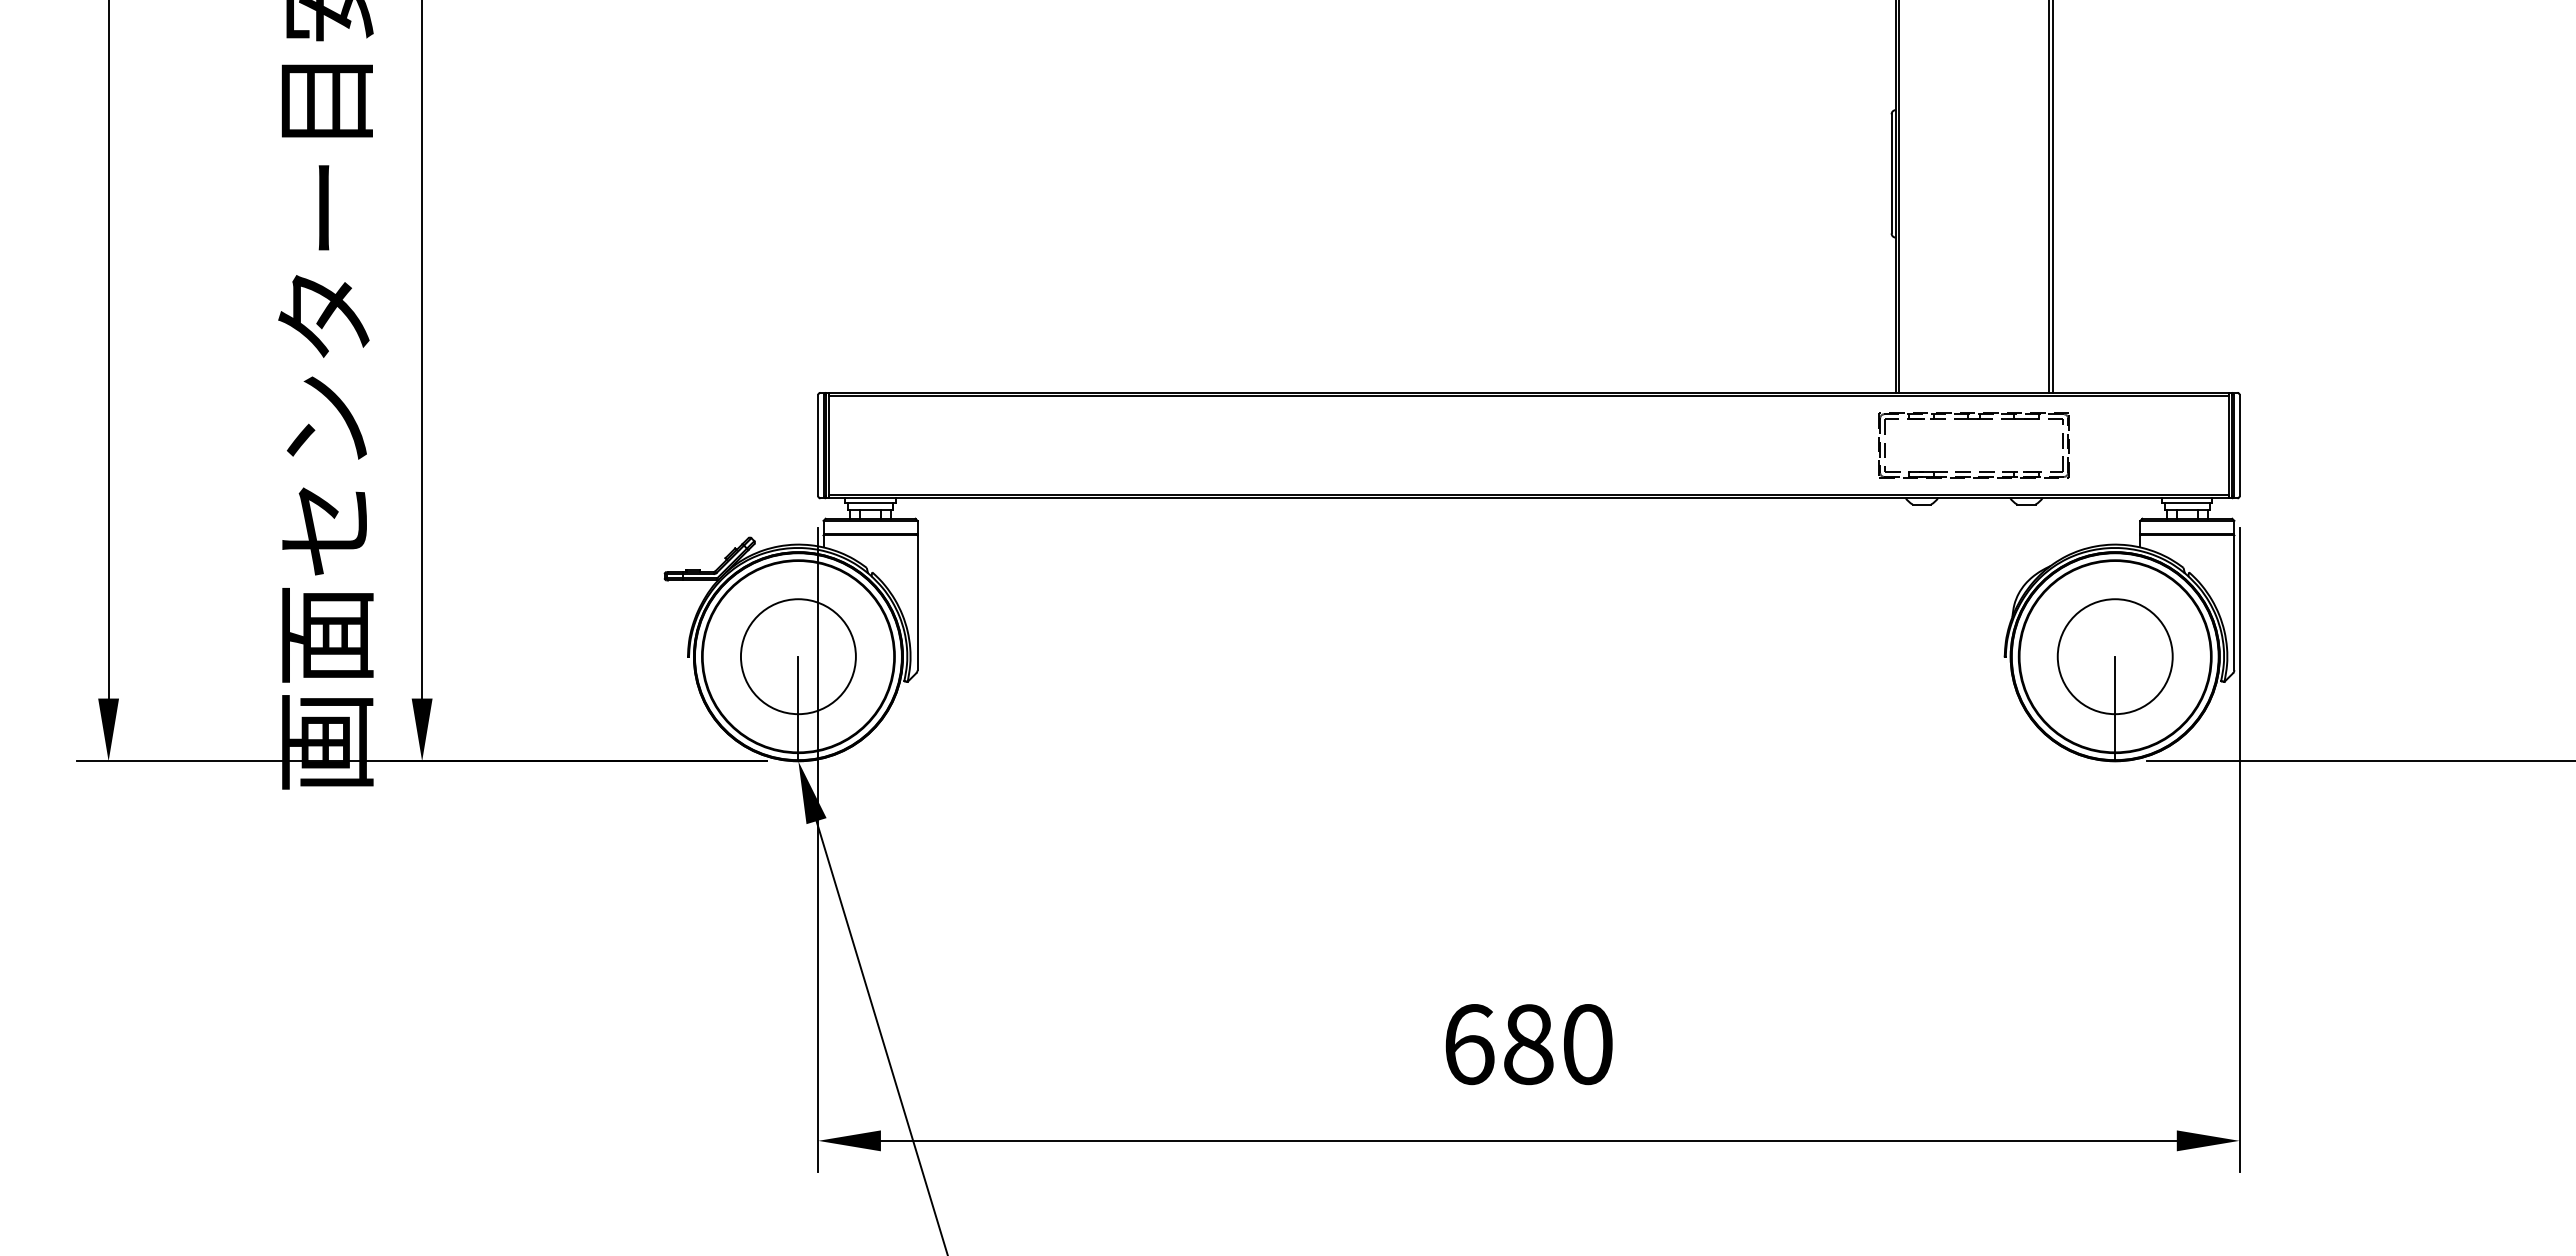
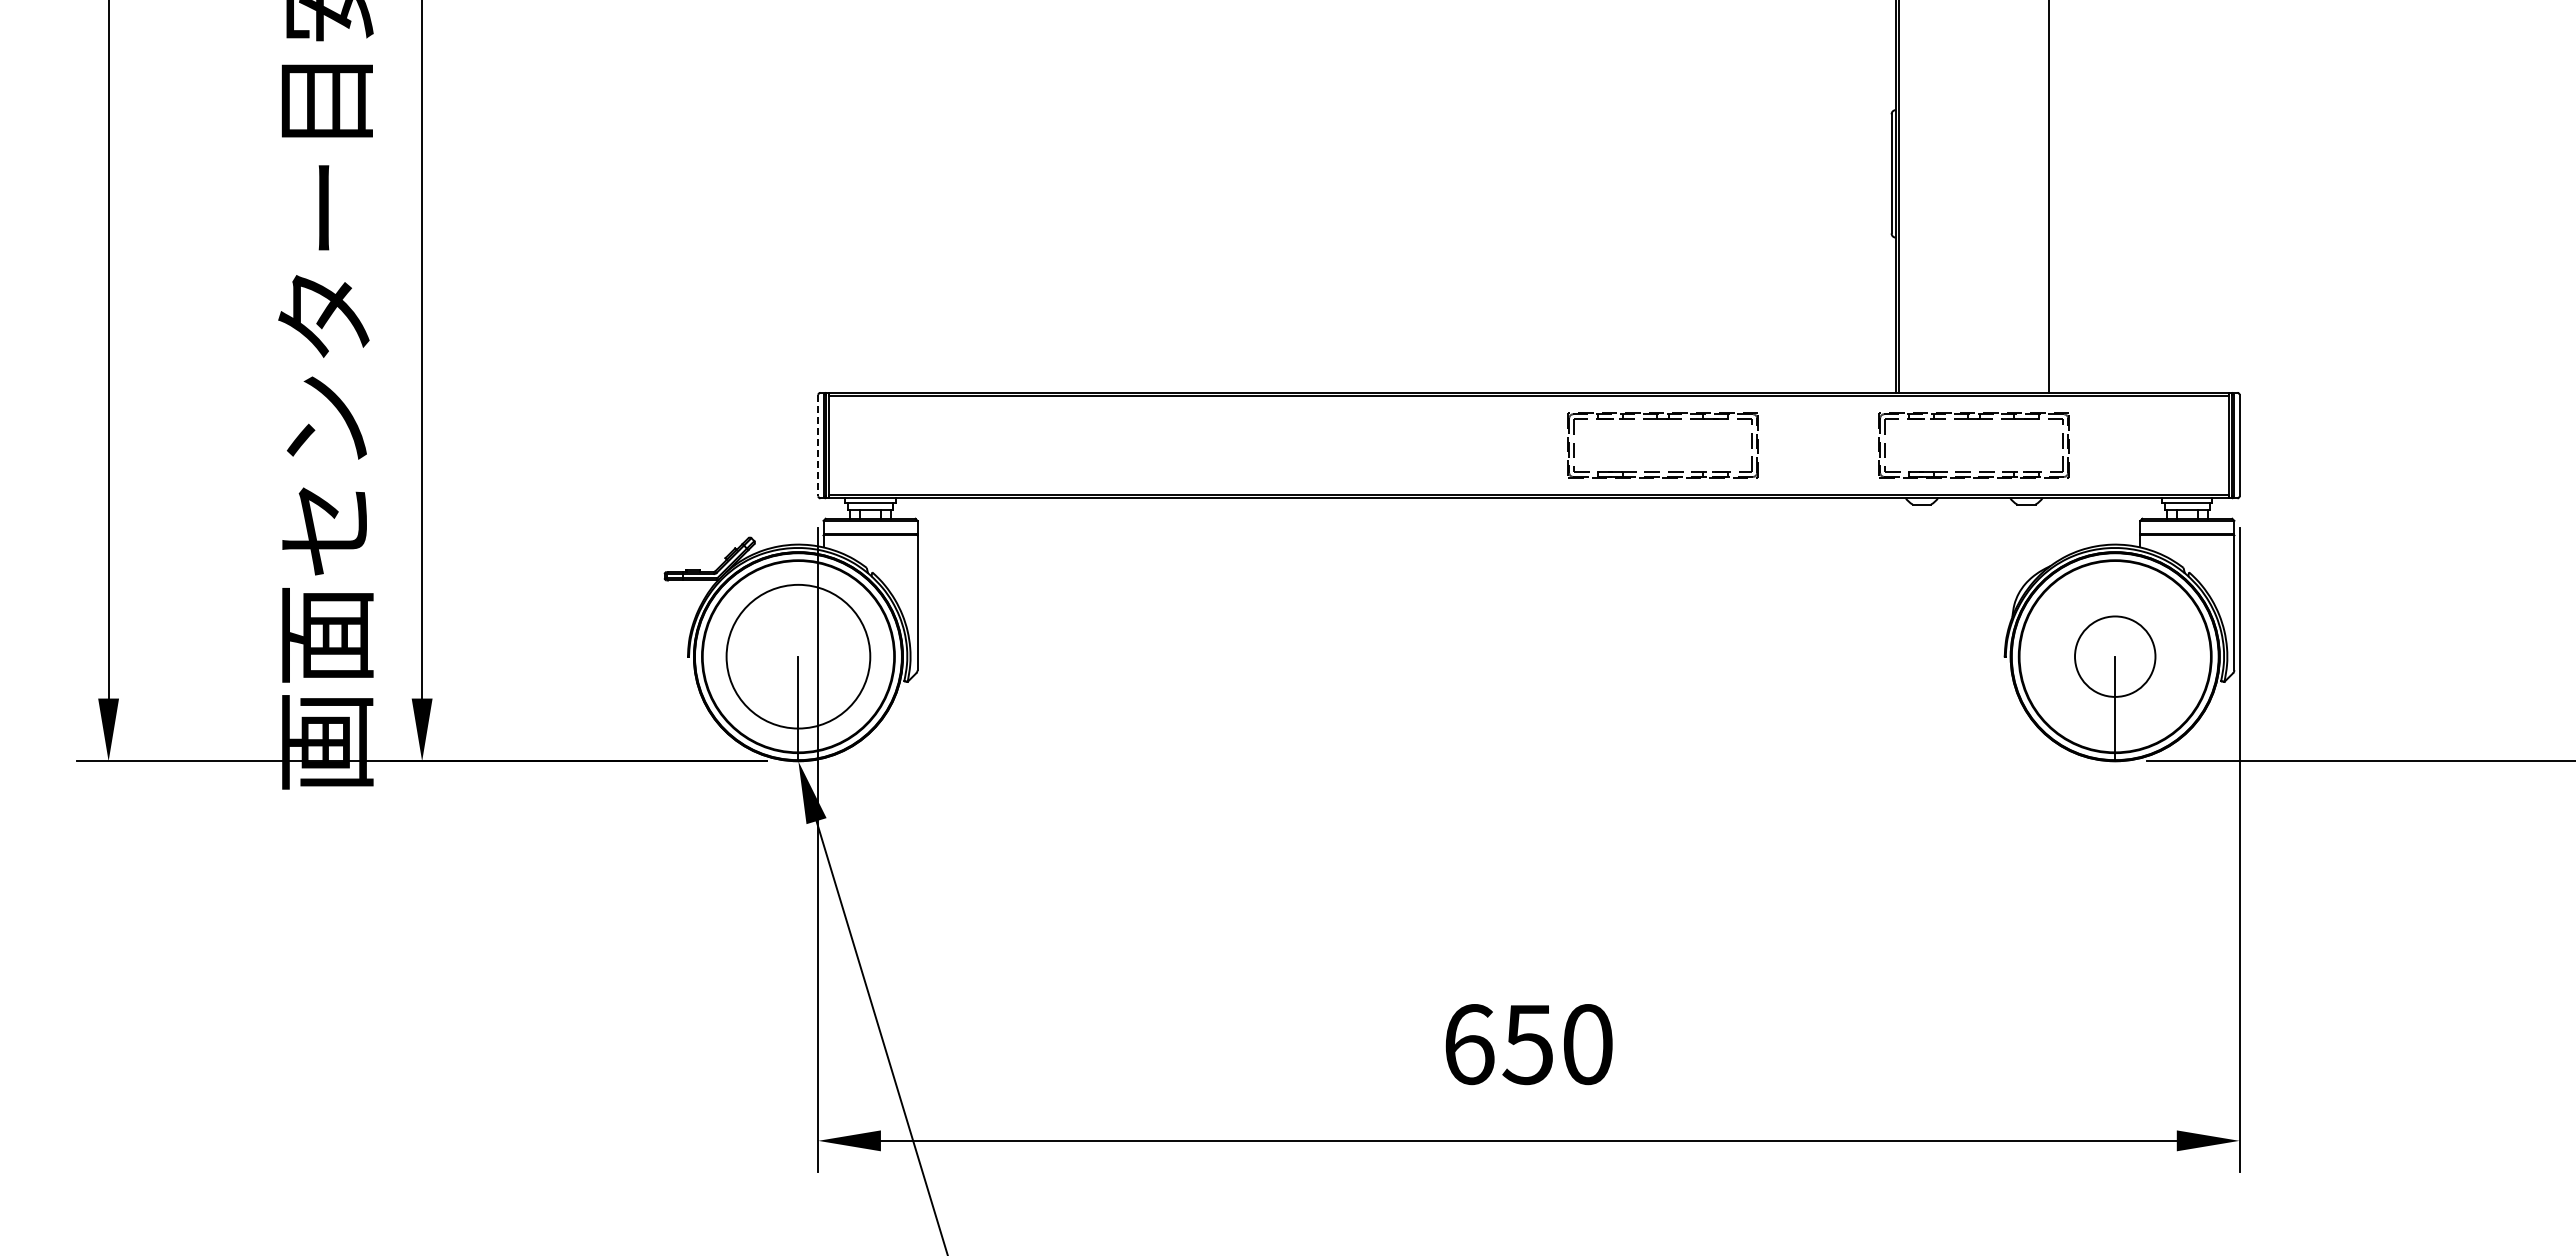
line: present -> none (2052, 197)
part: none -> present (1662, 419)
line: solid -> dashed (818, 445)
circle diameter: 115 px -> 144 px (798, 656)
circle diameter: 115 px -> 80 px (2115, 656)
text: 680 -> 650 (1527, 1044)
